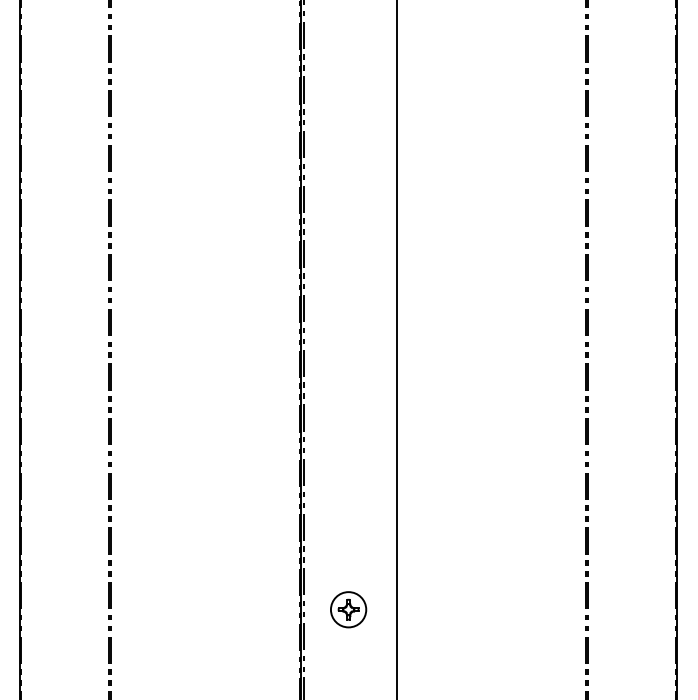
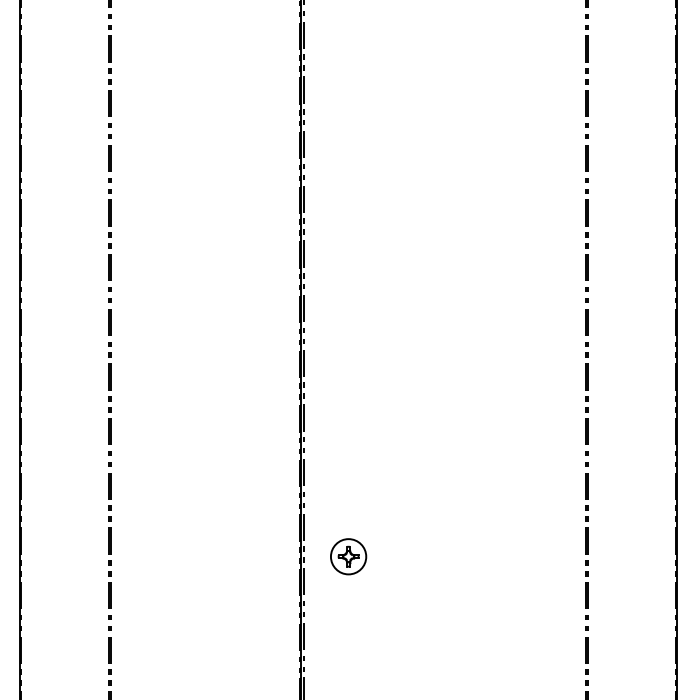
line: present -> none (396, 349)
part position: (348, 609) -> (348, 556) (348, 556)
